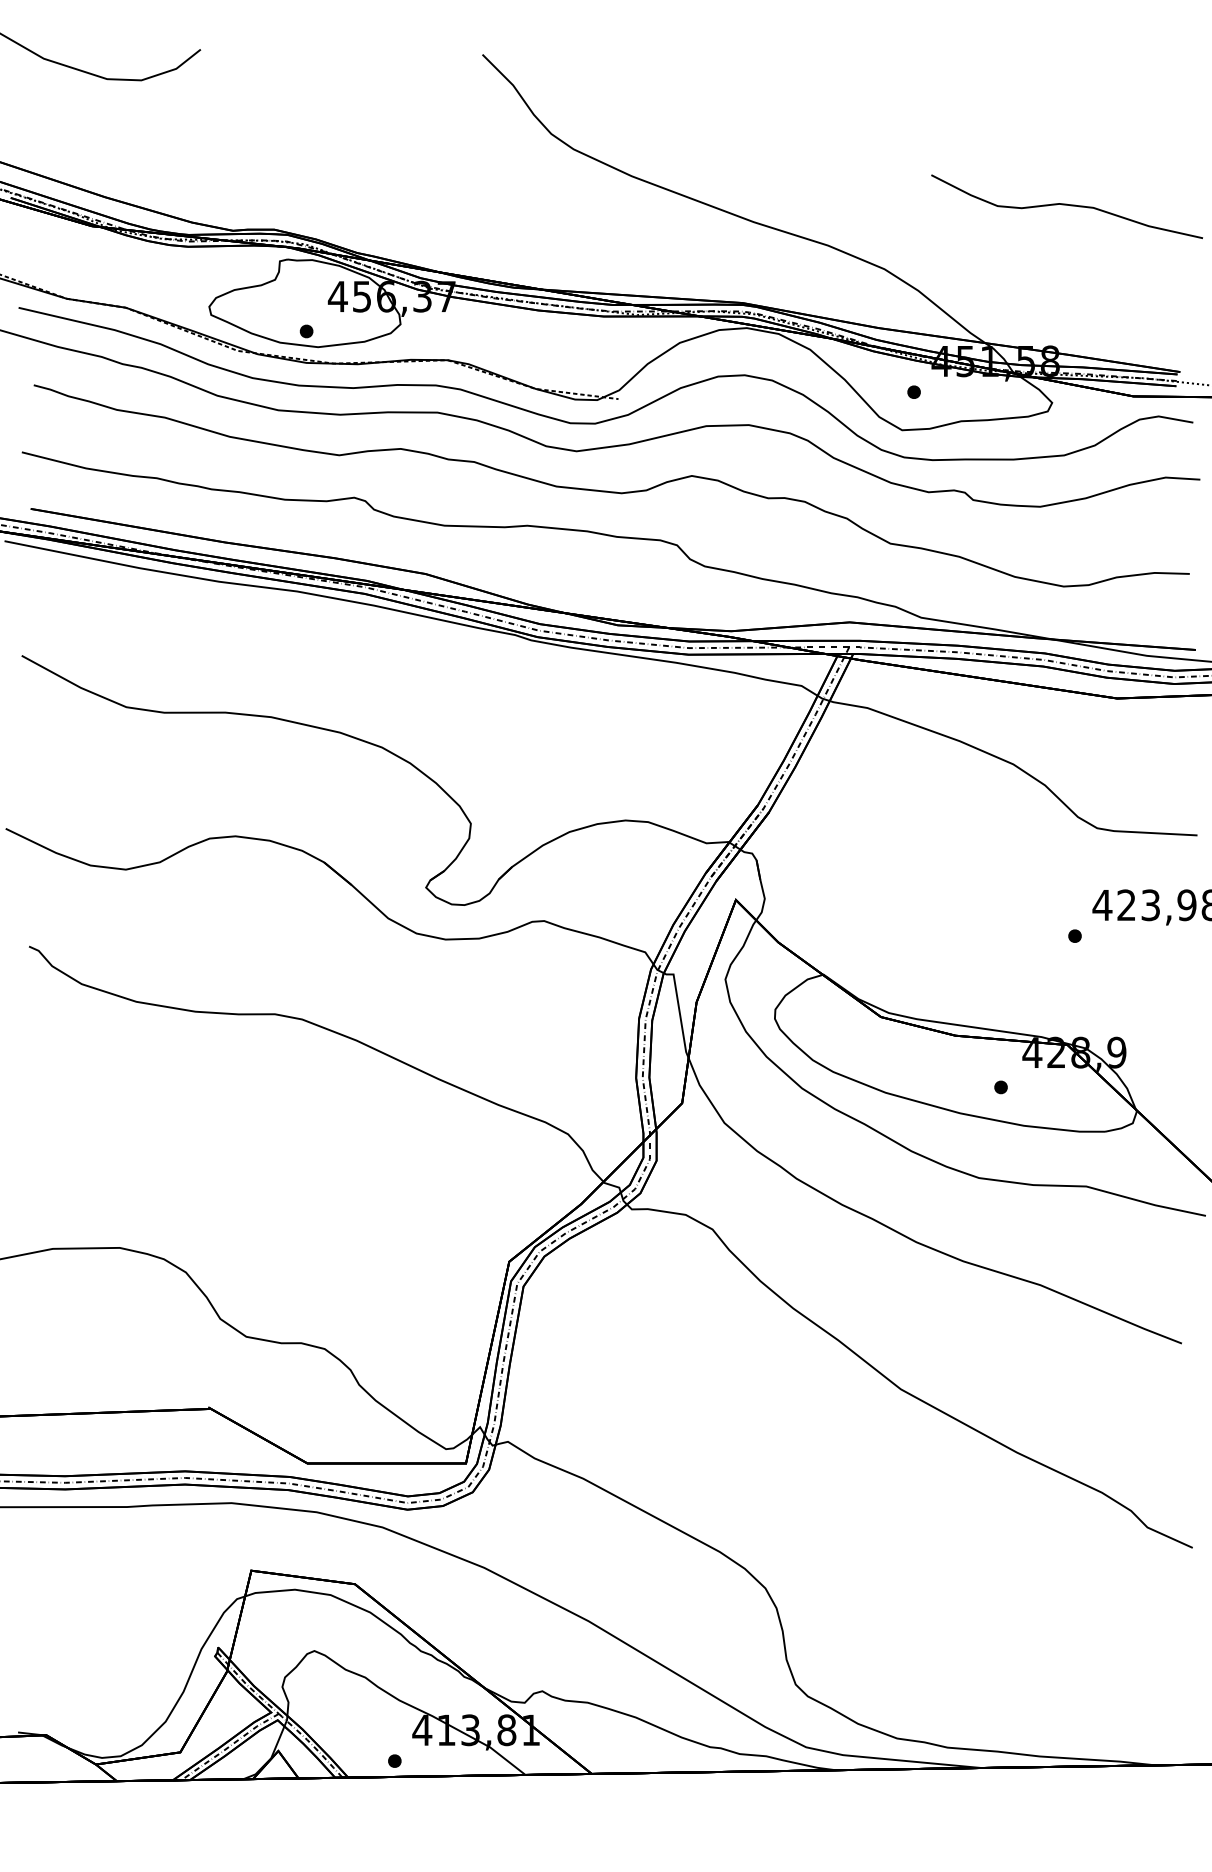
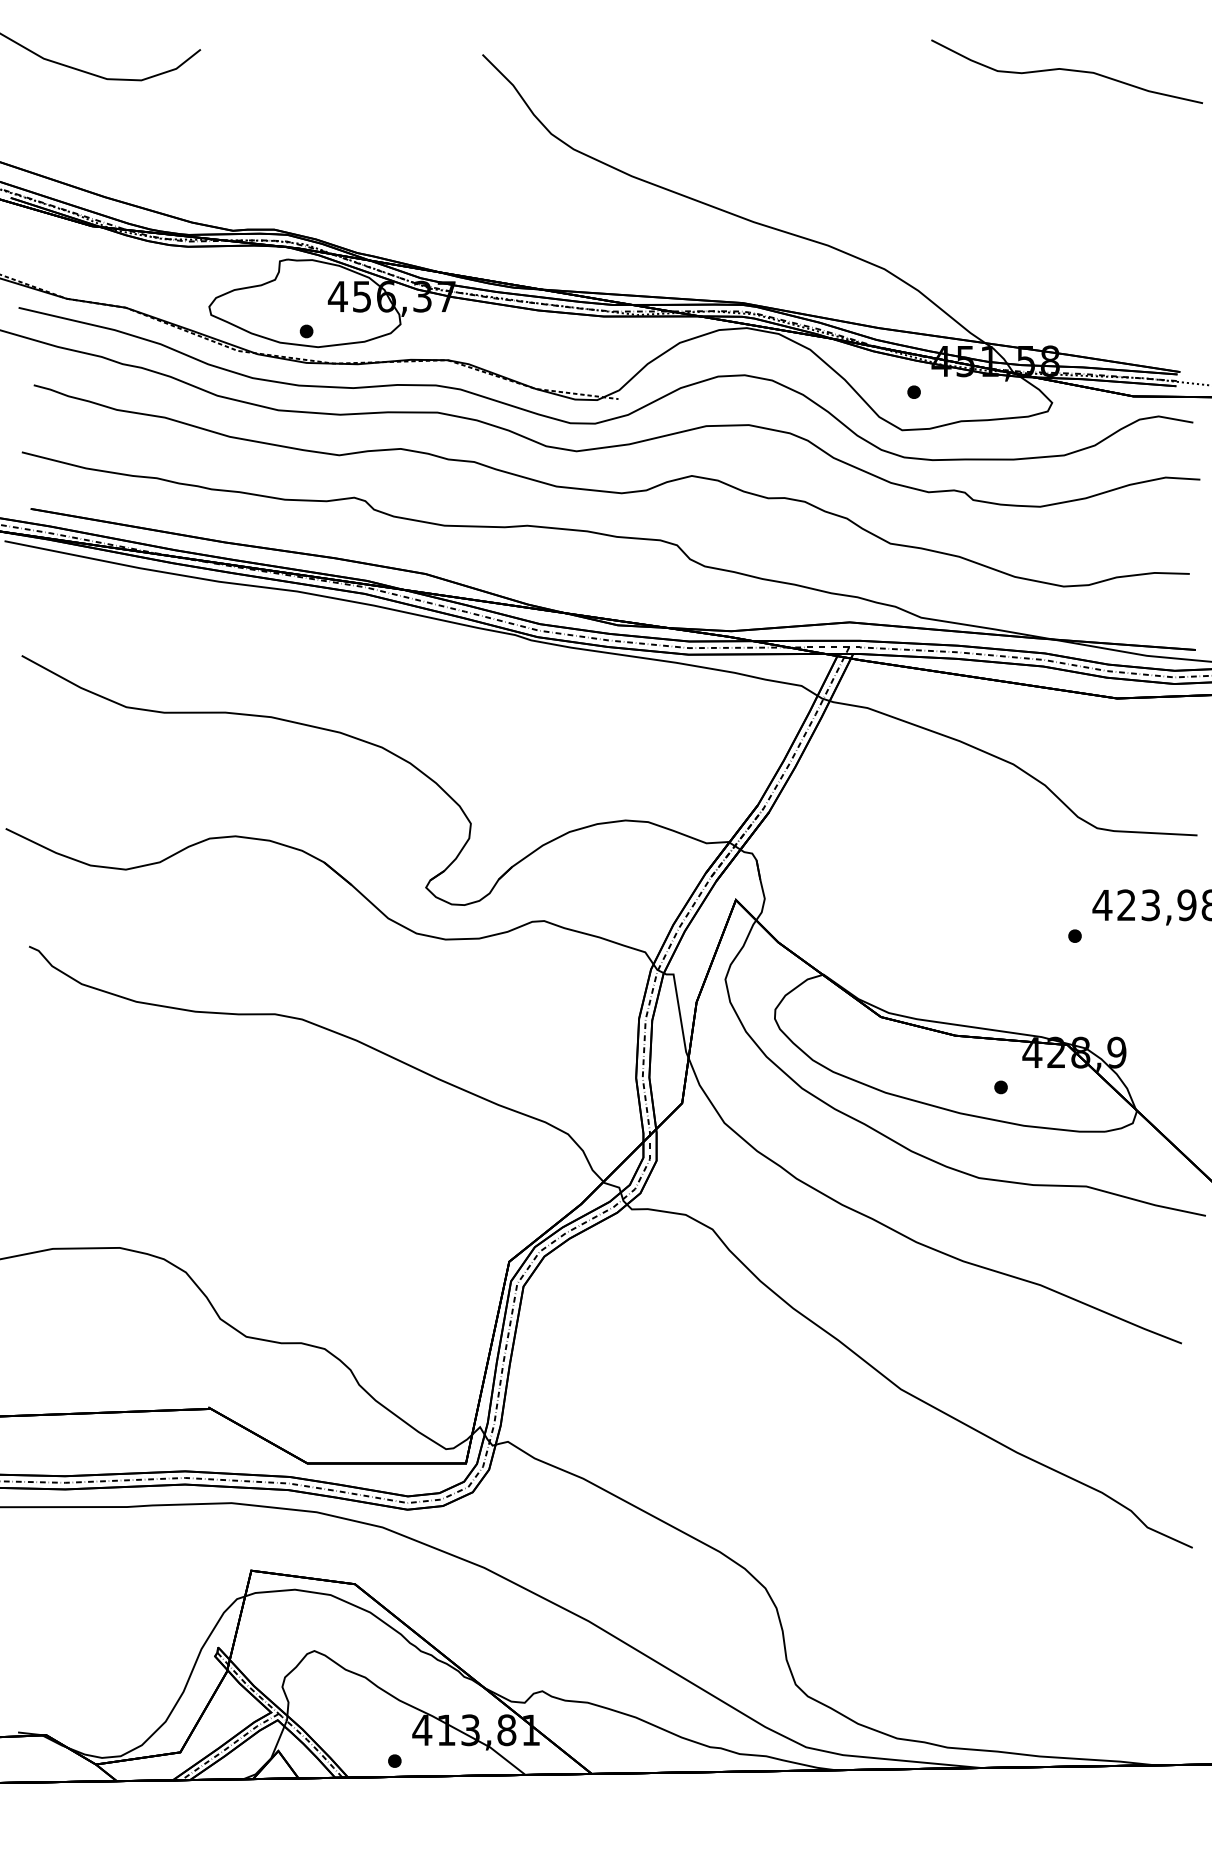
curve position: (1066, 205) -> (1066, 70) (1066, 70)
